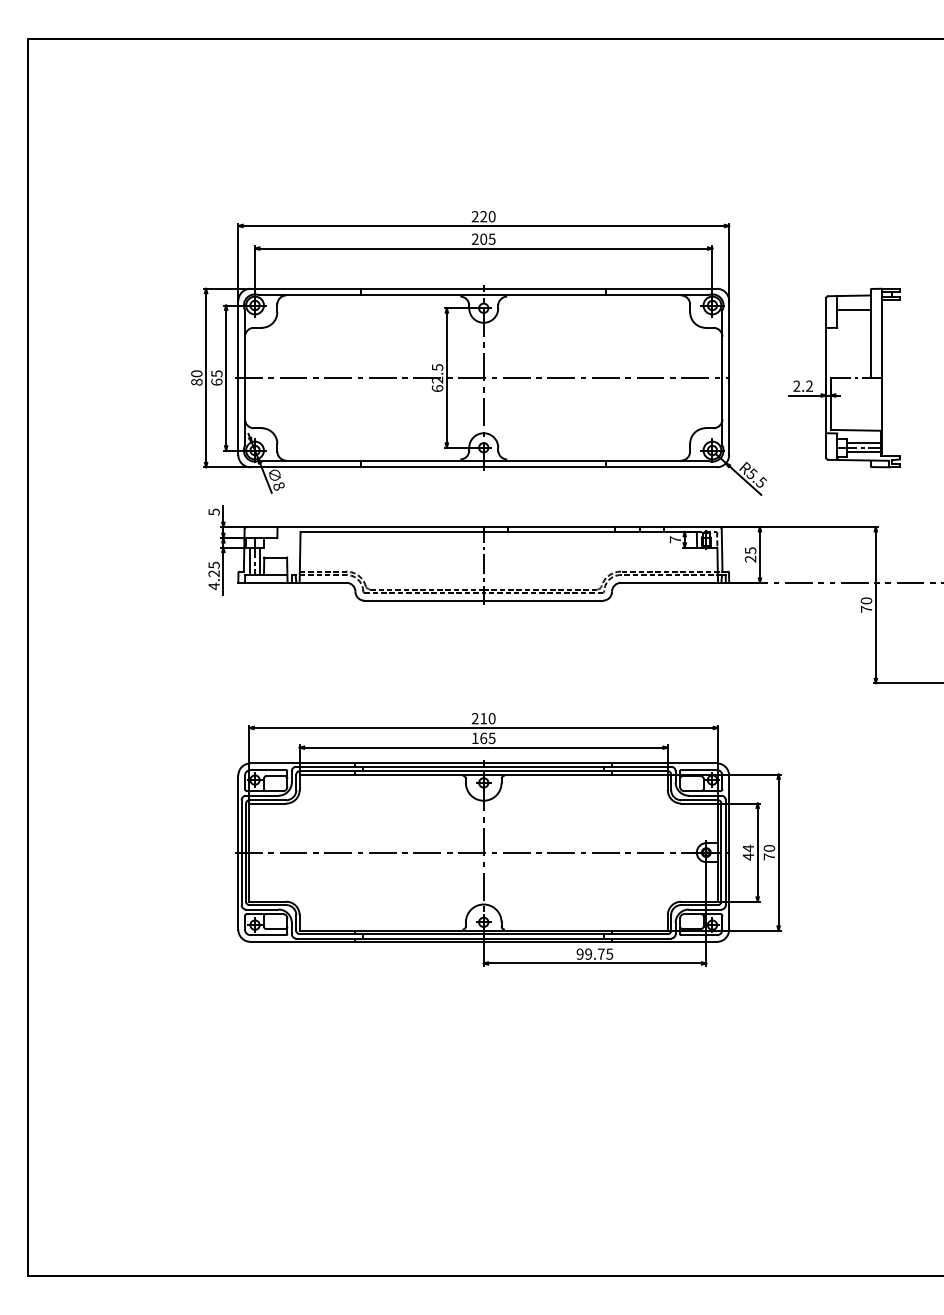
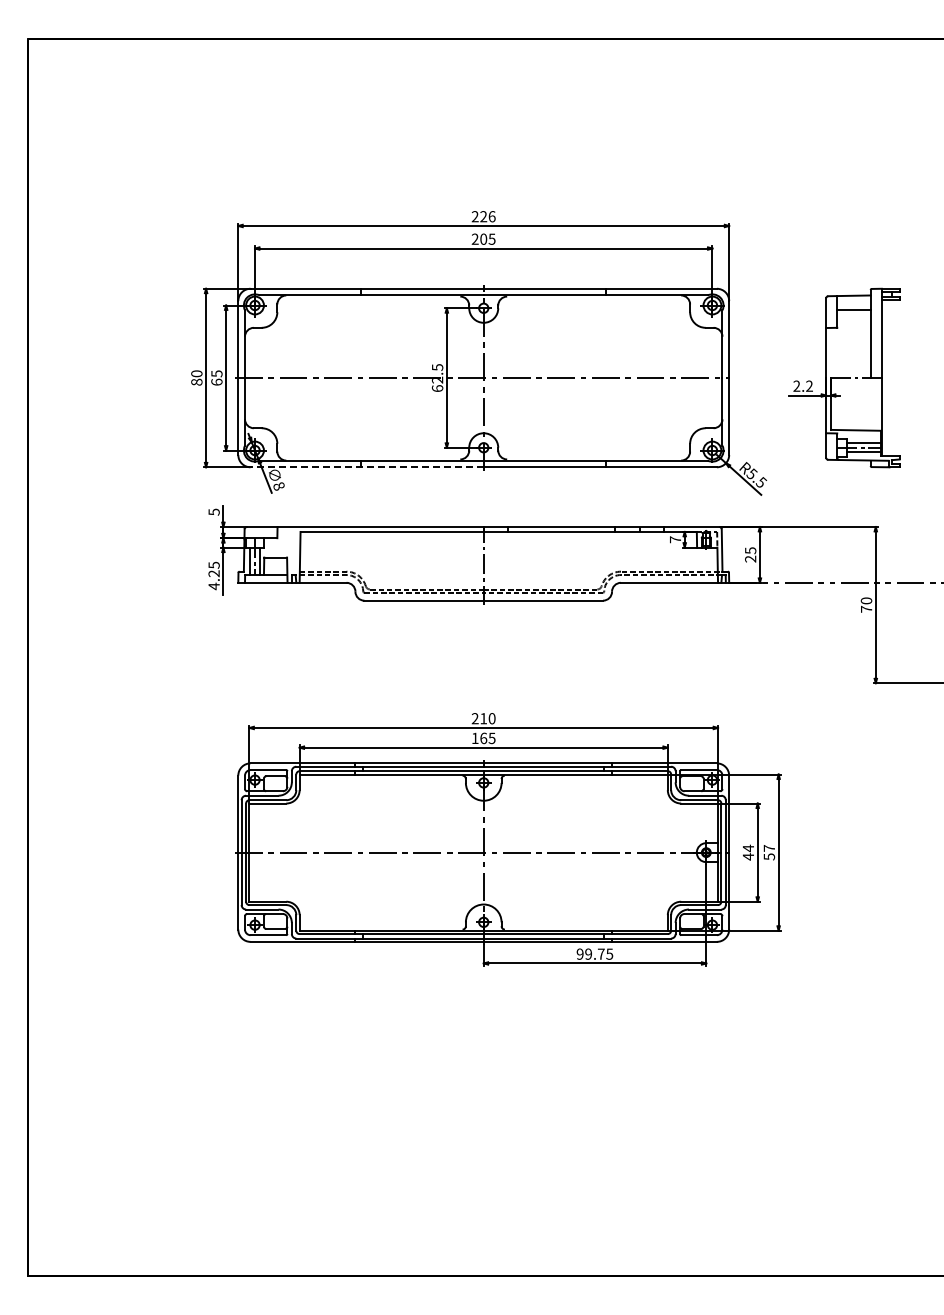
text: 220 -> 226 (491, 216)
line: solid -> dashed (367, 467)
text: 70 -> 57 (769, 852)
